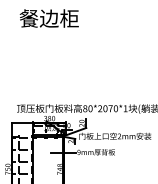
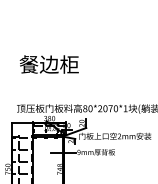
text position: (48, 18) -> (48, 64) (48, 64)
